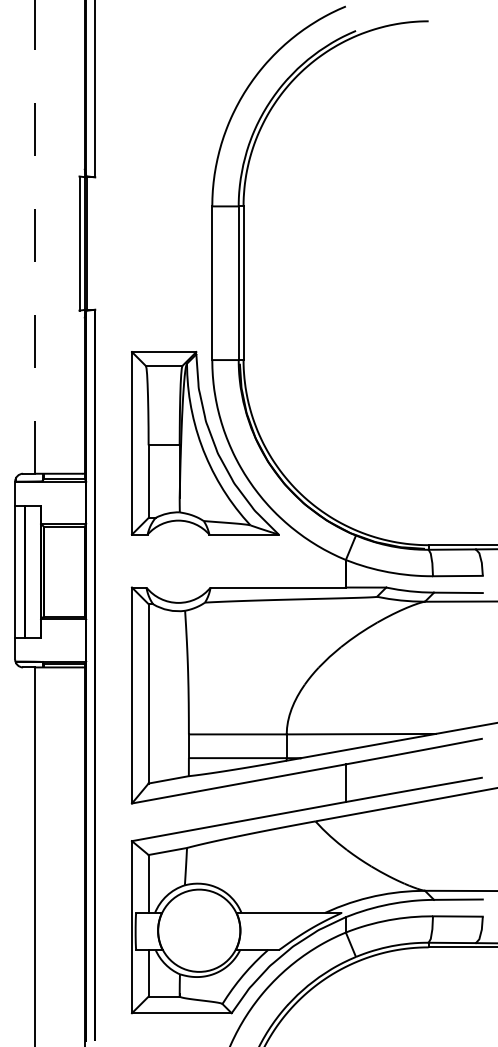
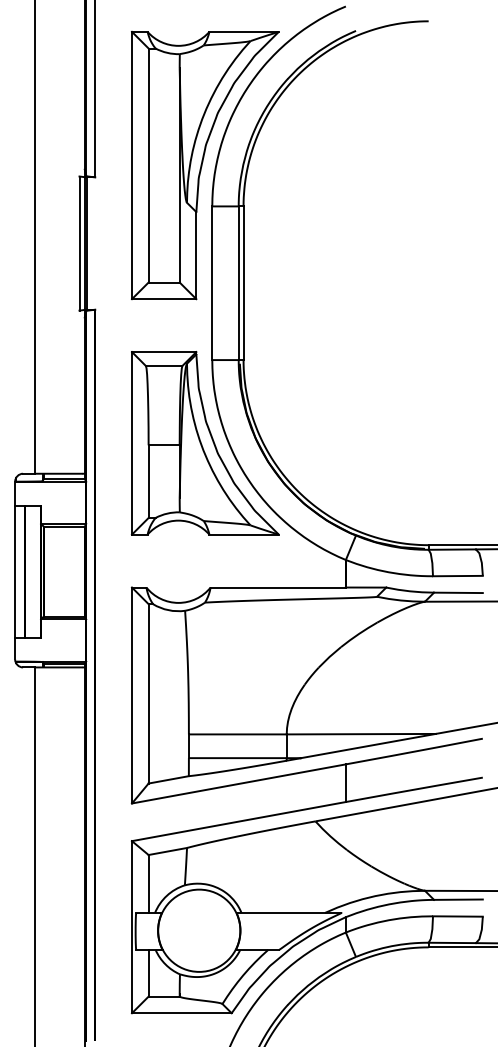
part: none -> present (205, 165)
line: dashed -> solid (35, 236)
